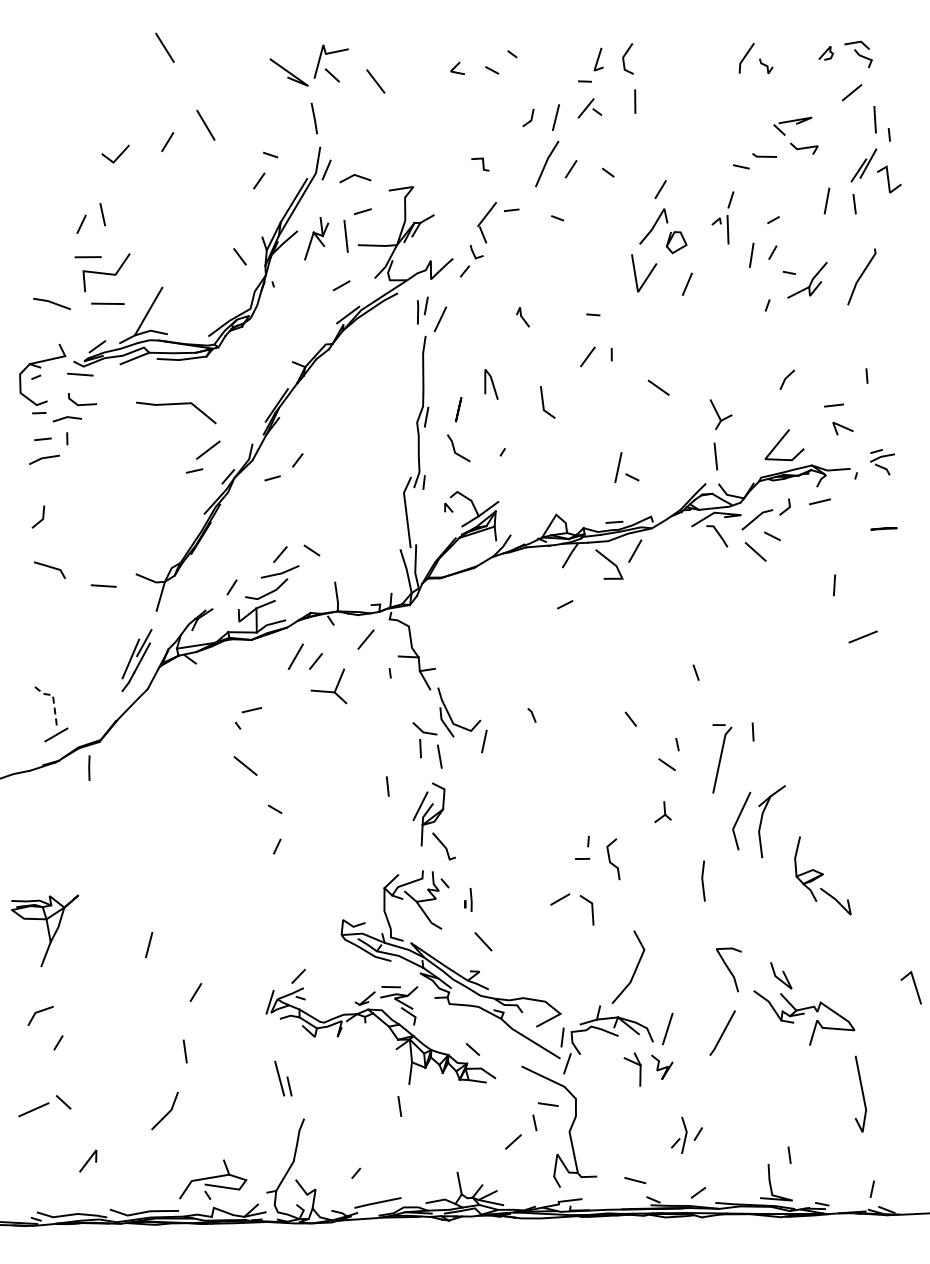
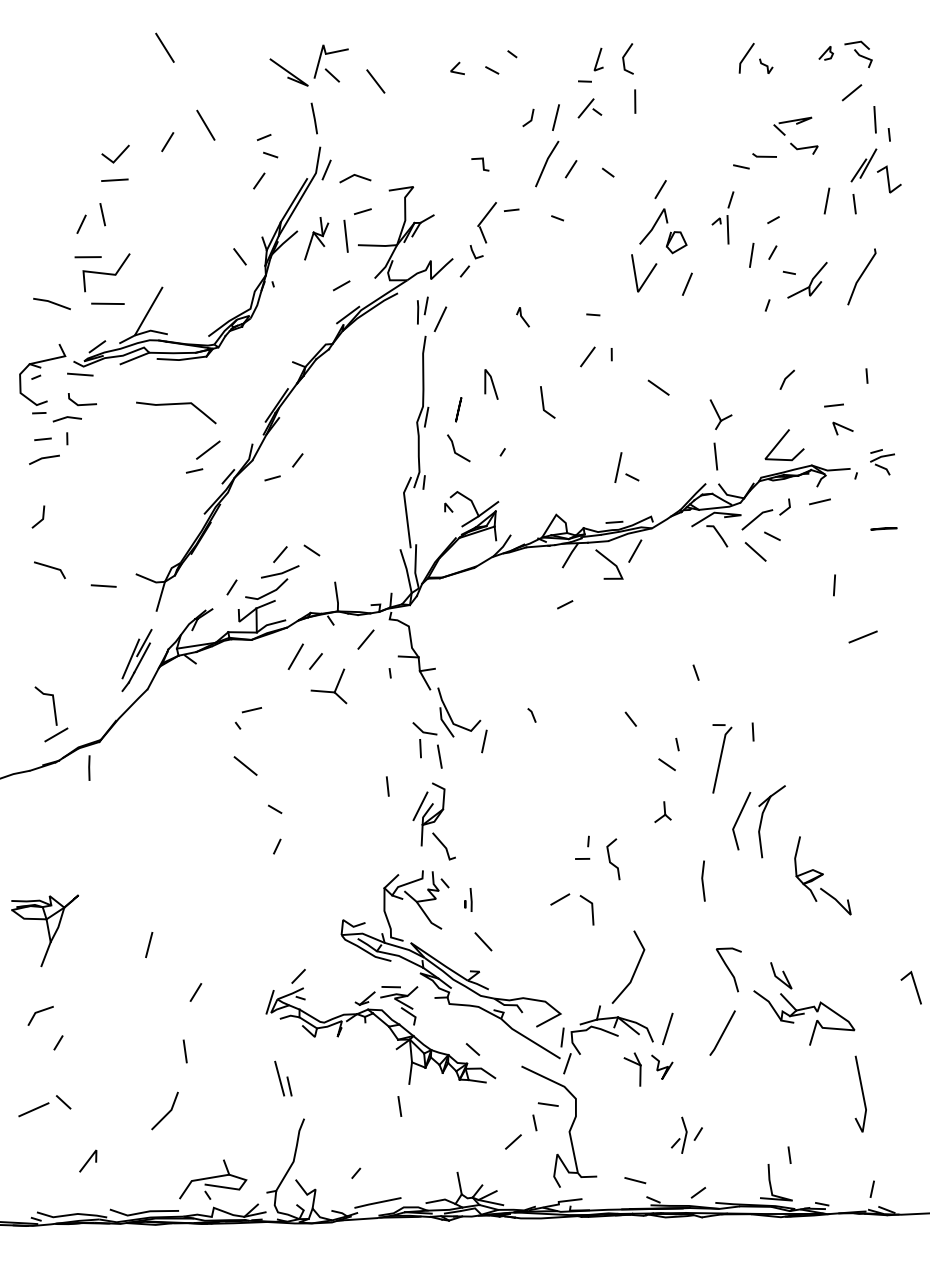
line: none -> present (263, 137)
line: none -> present (114, 180)
line: dashed -> solid (53, 699)
